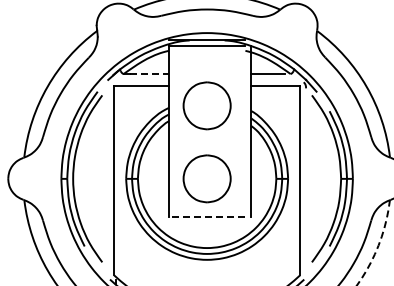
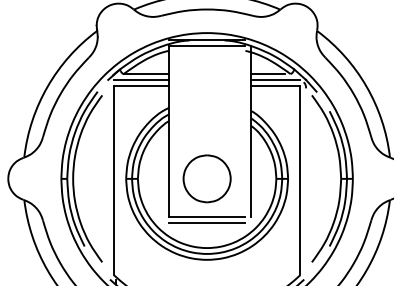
line: dashed -> solid (149, 74)
line: none -> present (141, 79)
line: none -> present (275, 79)
part: present -> none (206, 105)
line: dashed -> solid (206, 217)
line: none -> present (206, 223)
arc: dashed -> solid (378, 245)
